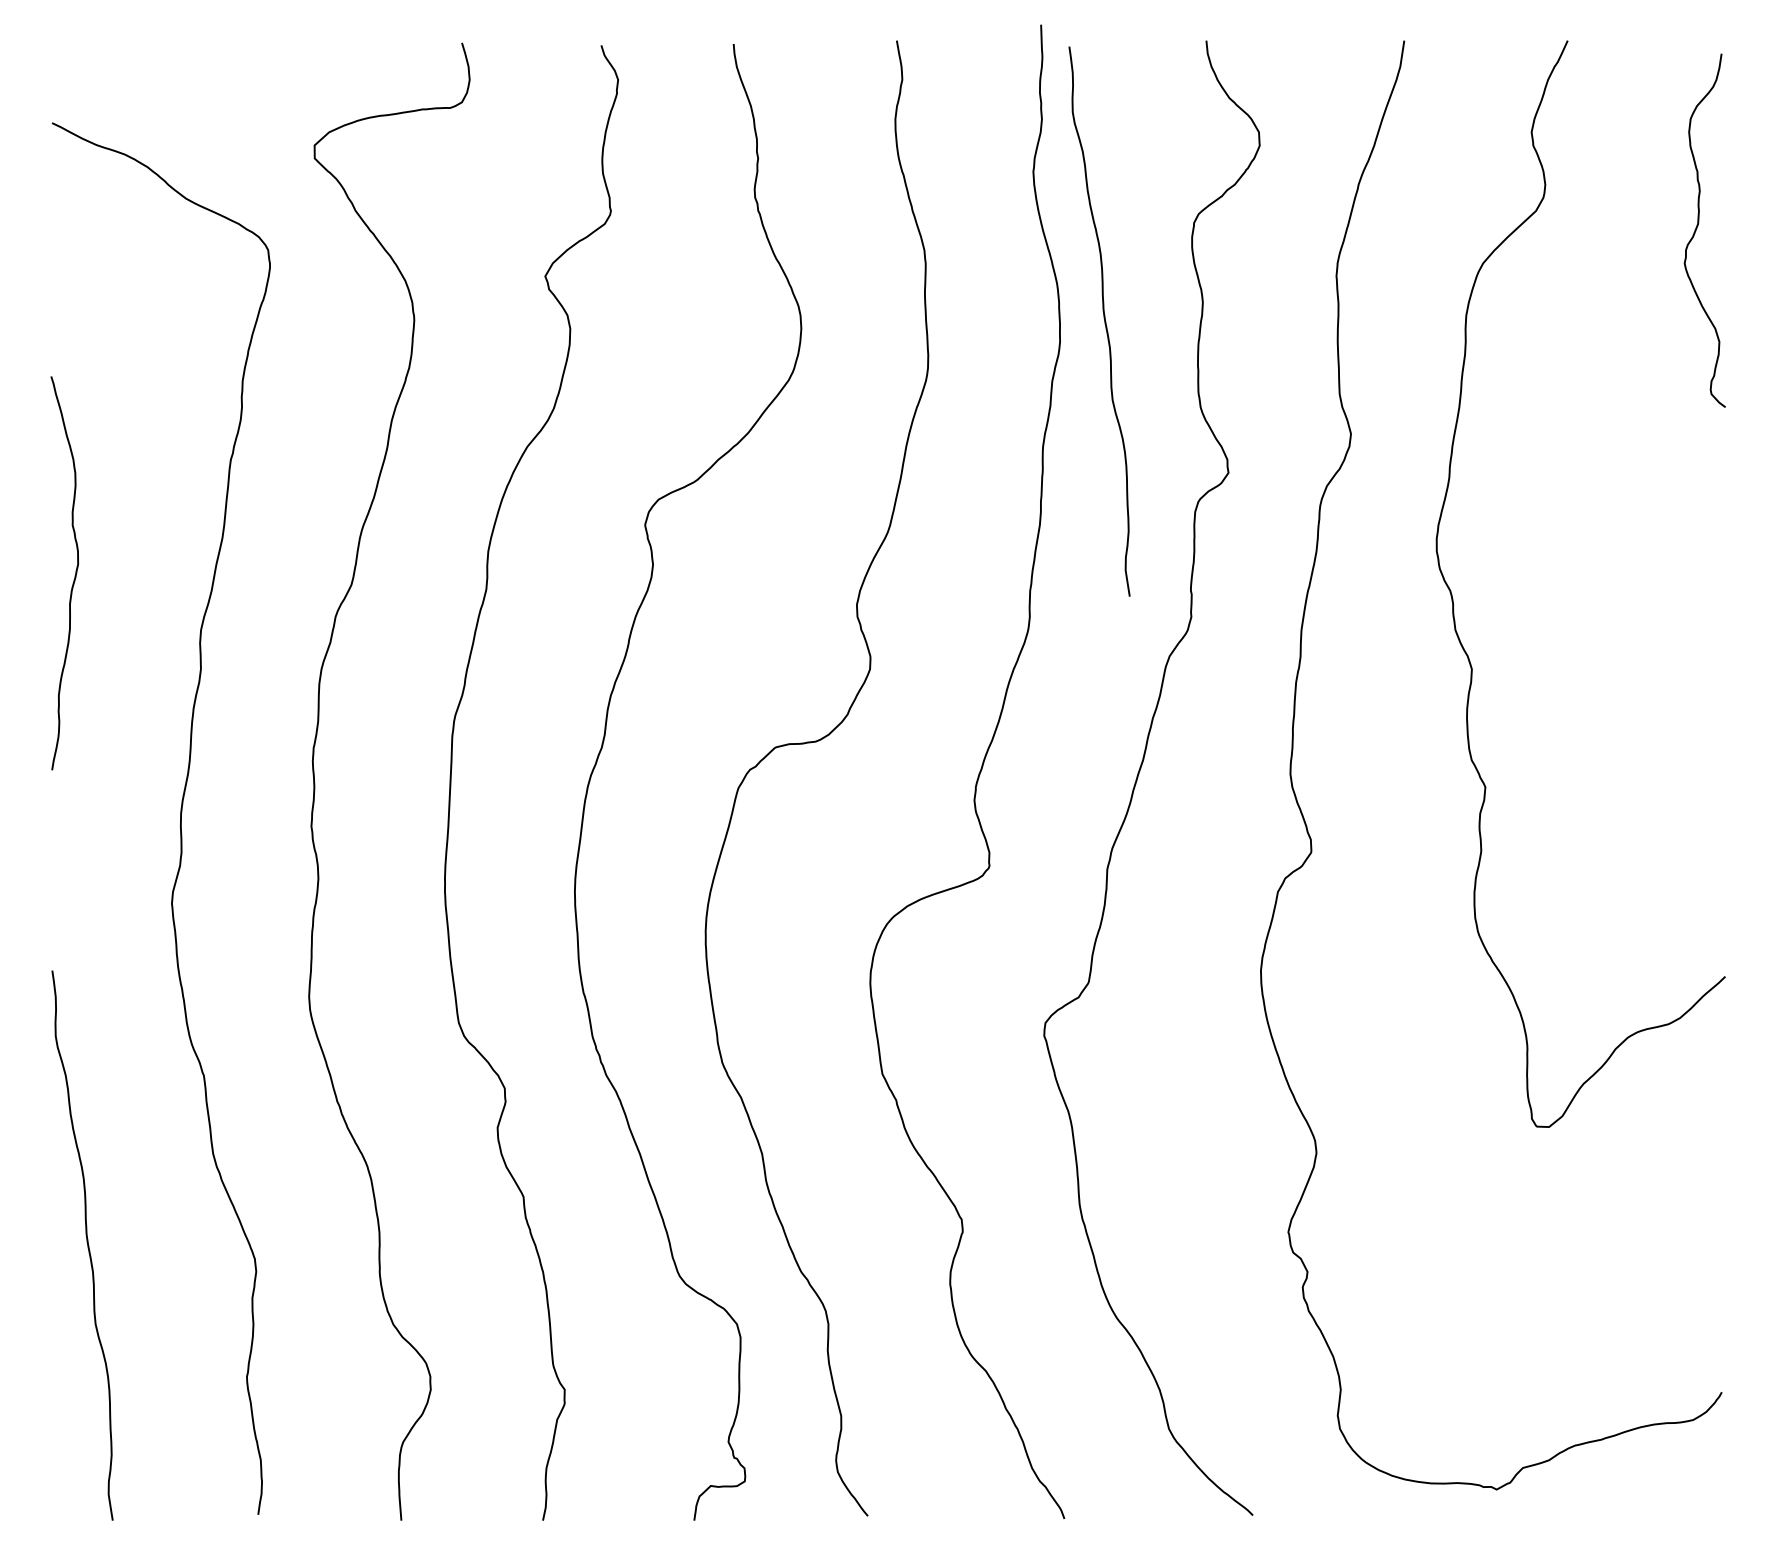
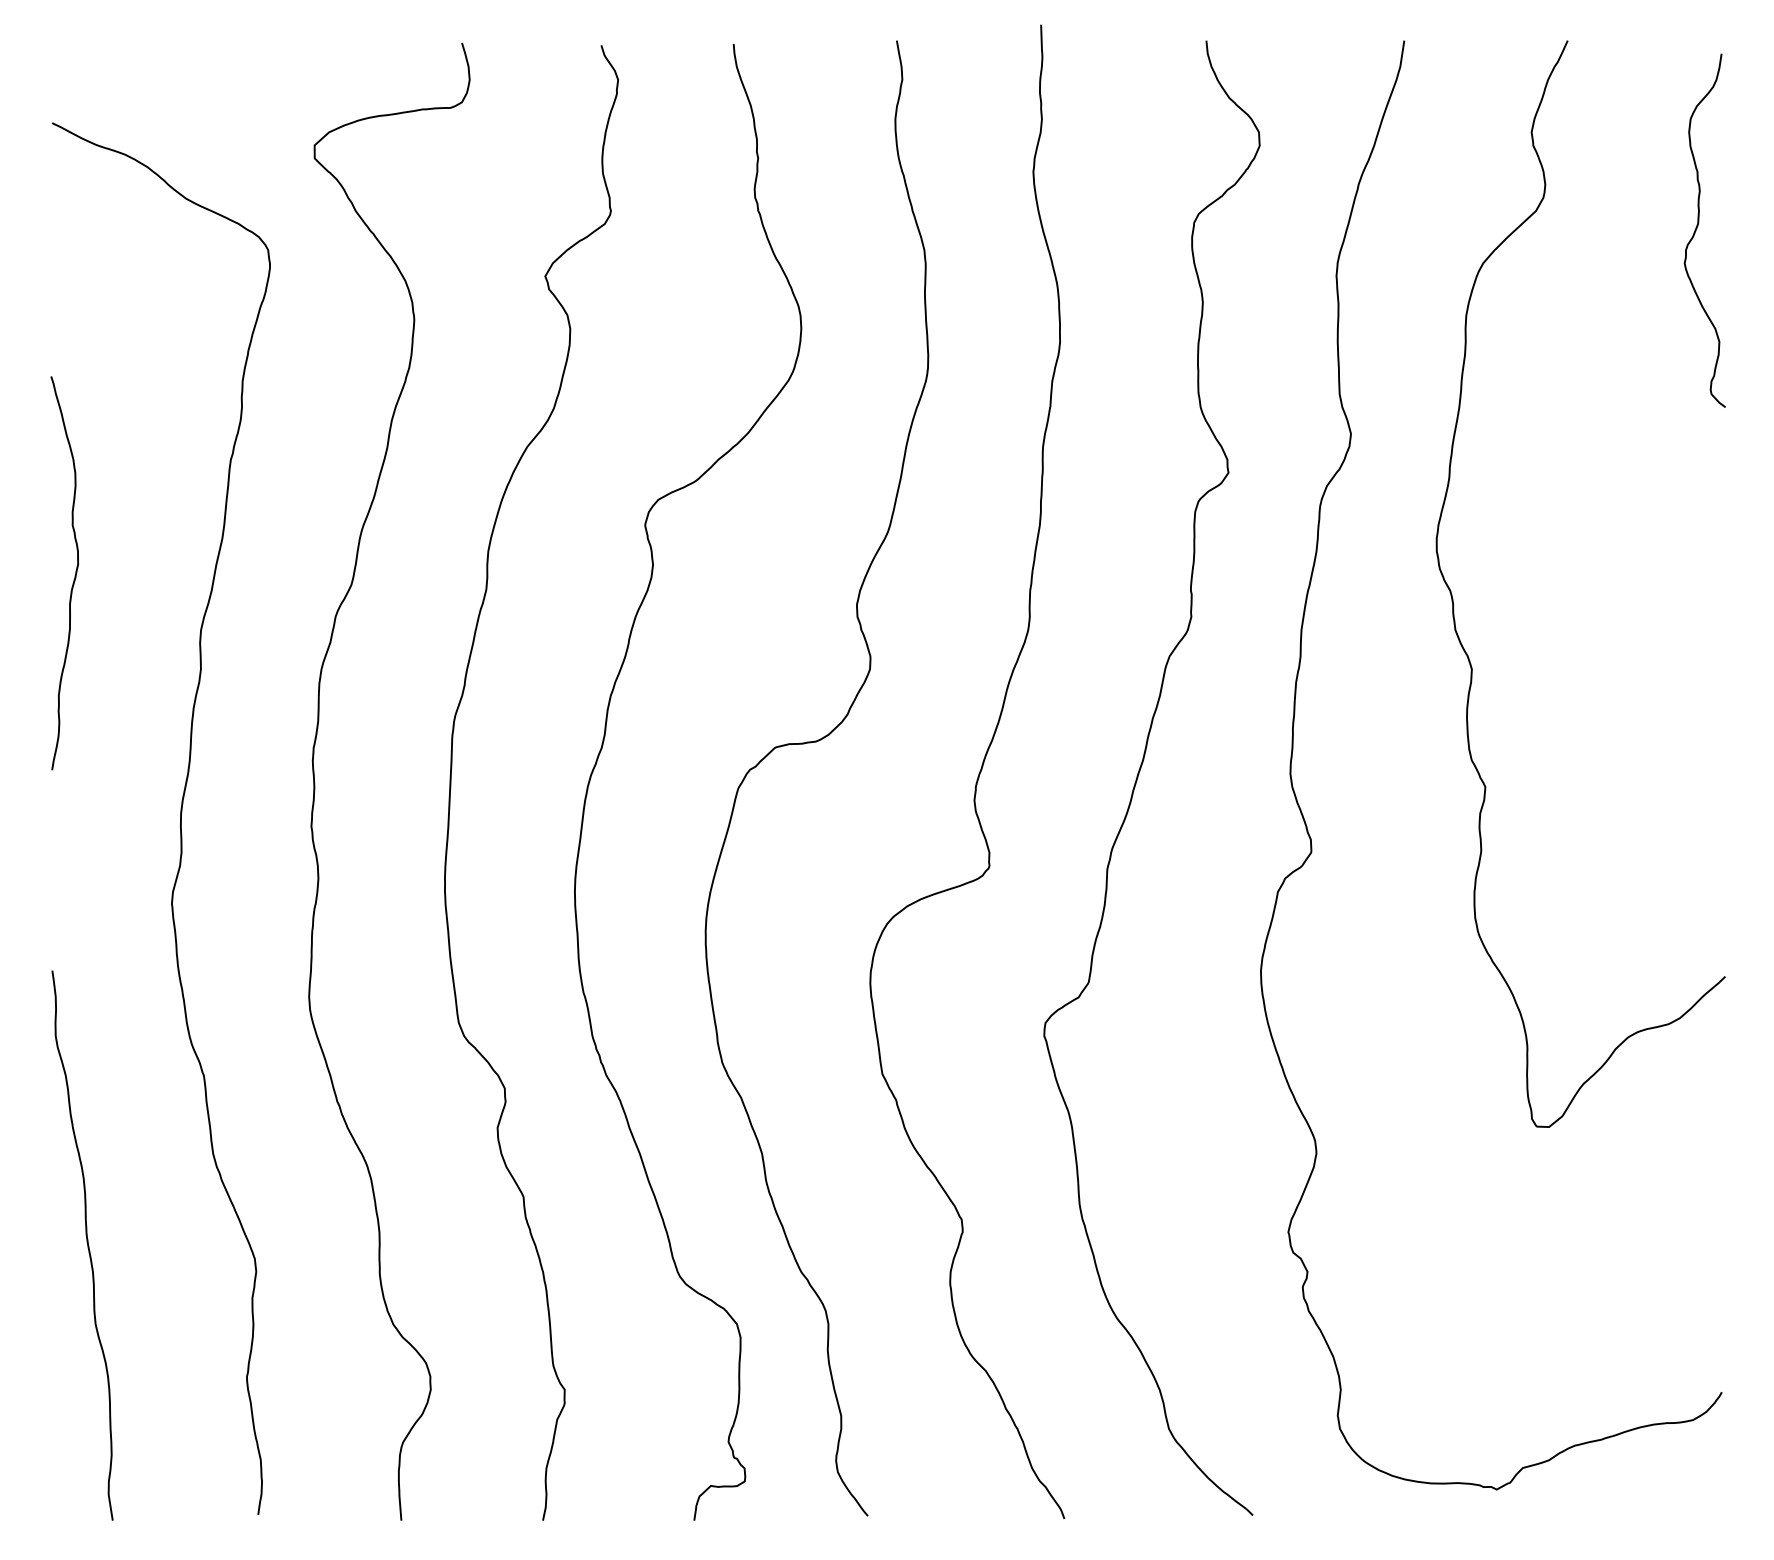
curve: present -> none (1103, 318)
